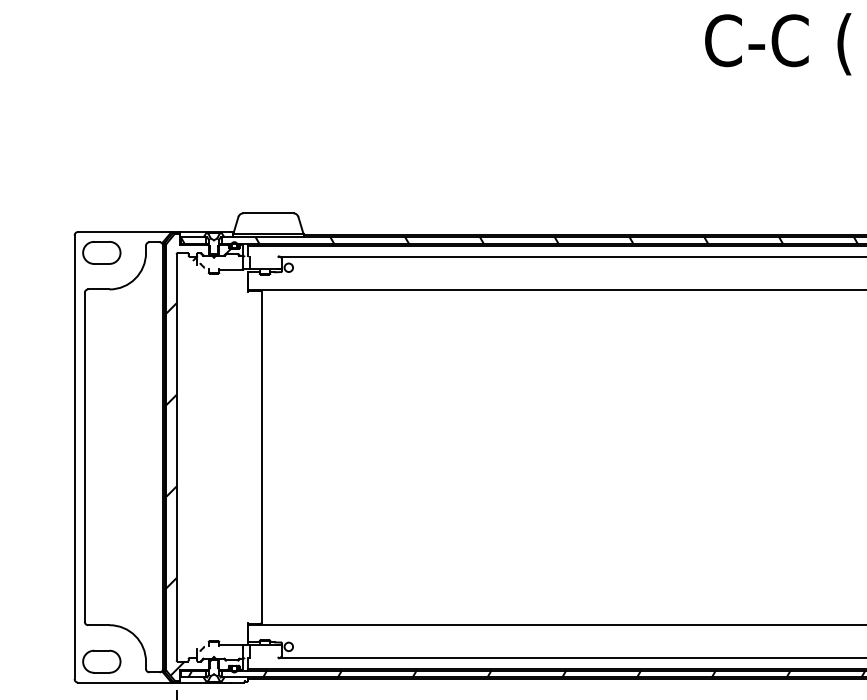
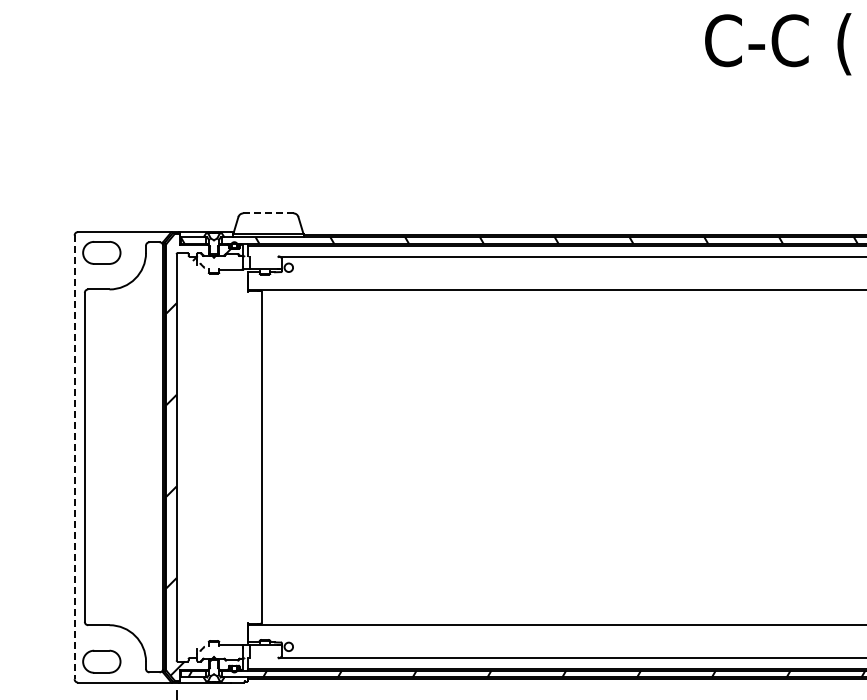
line: solid -> dashed (268, 213)
line: solid -> dashed (74, 457)
